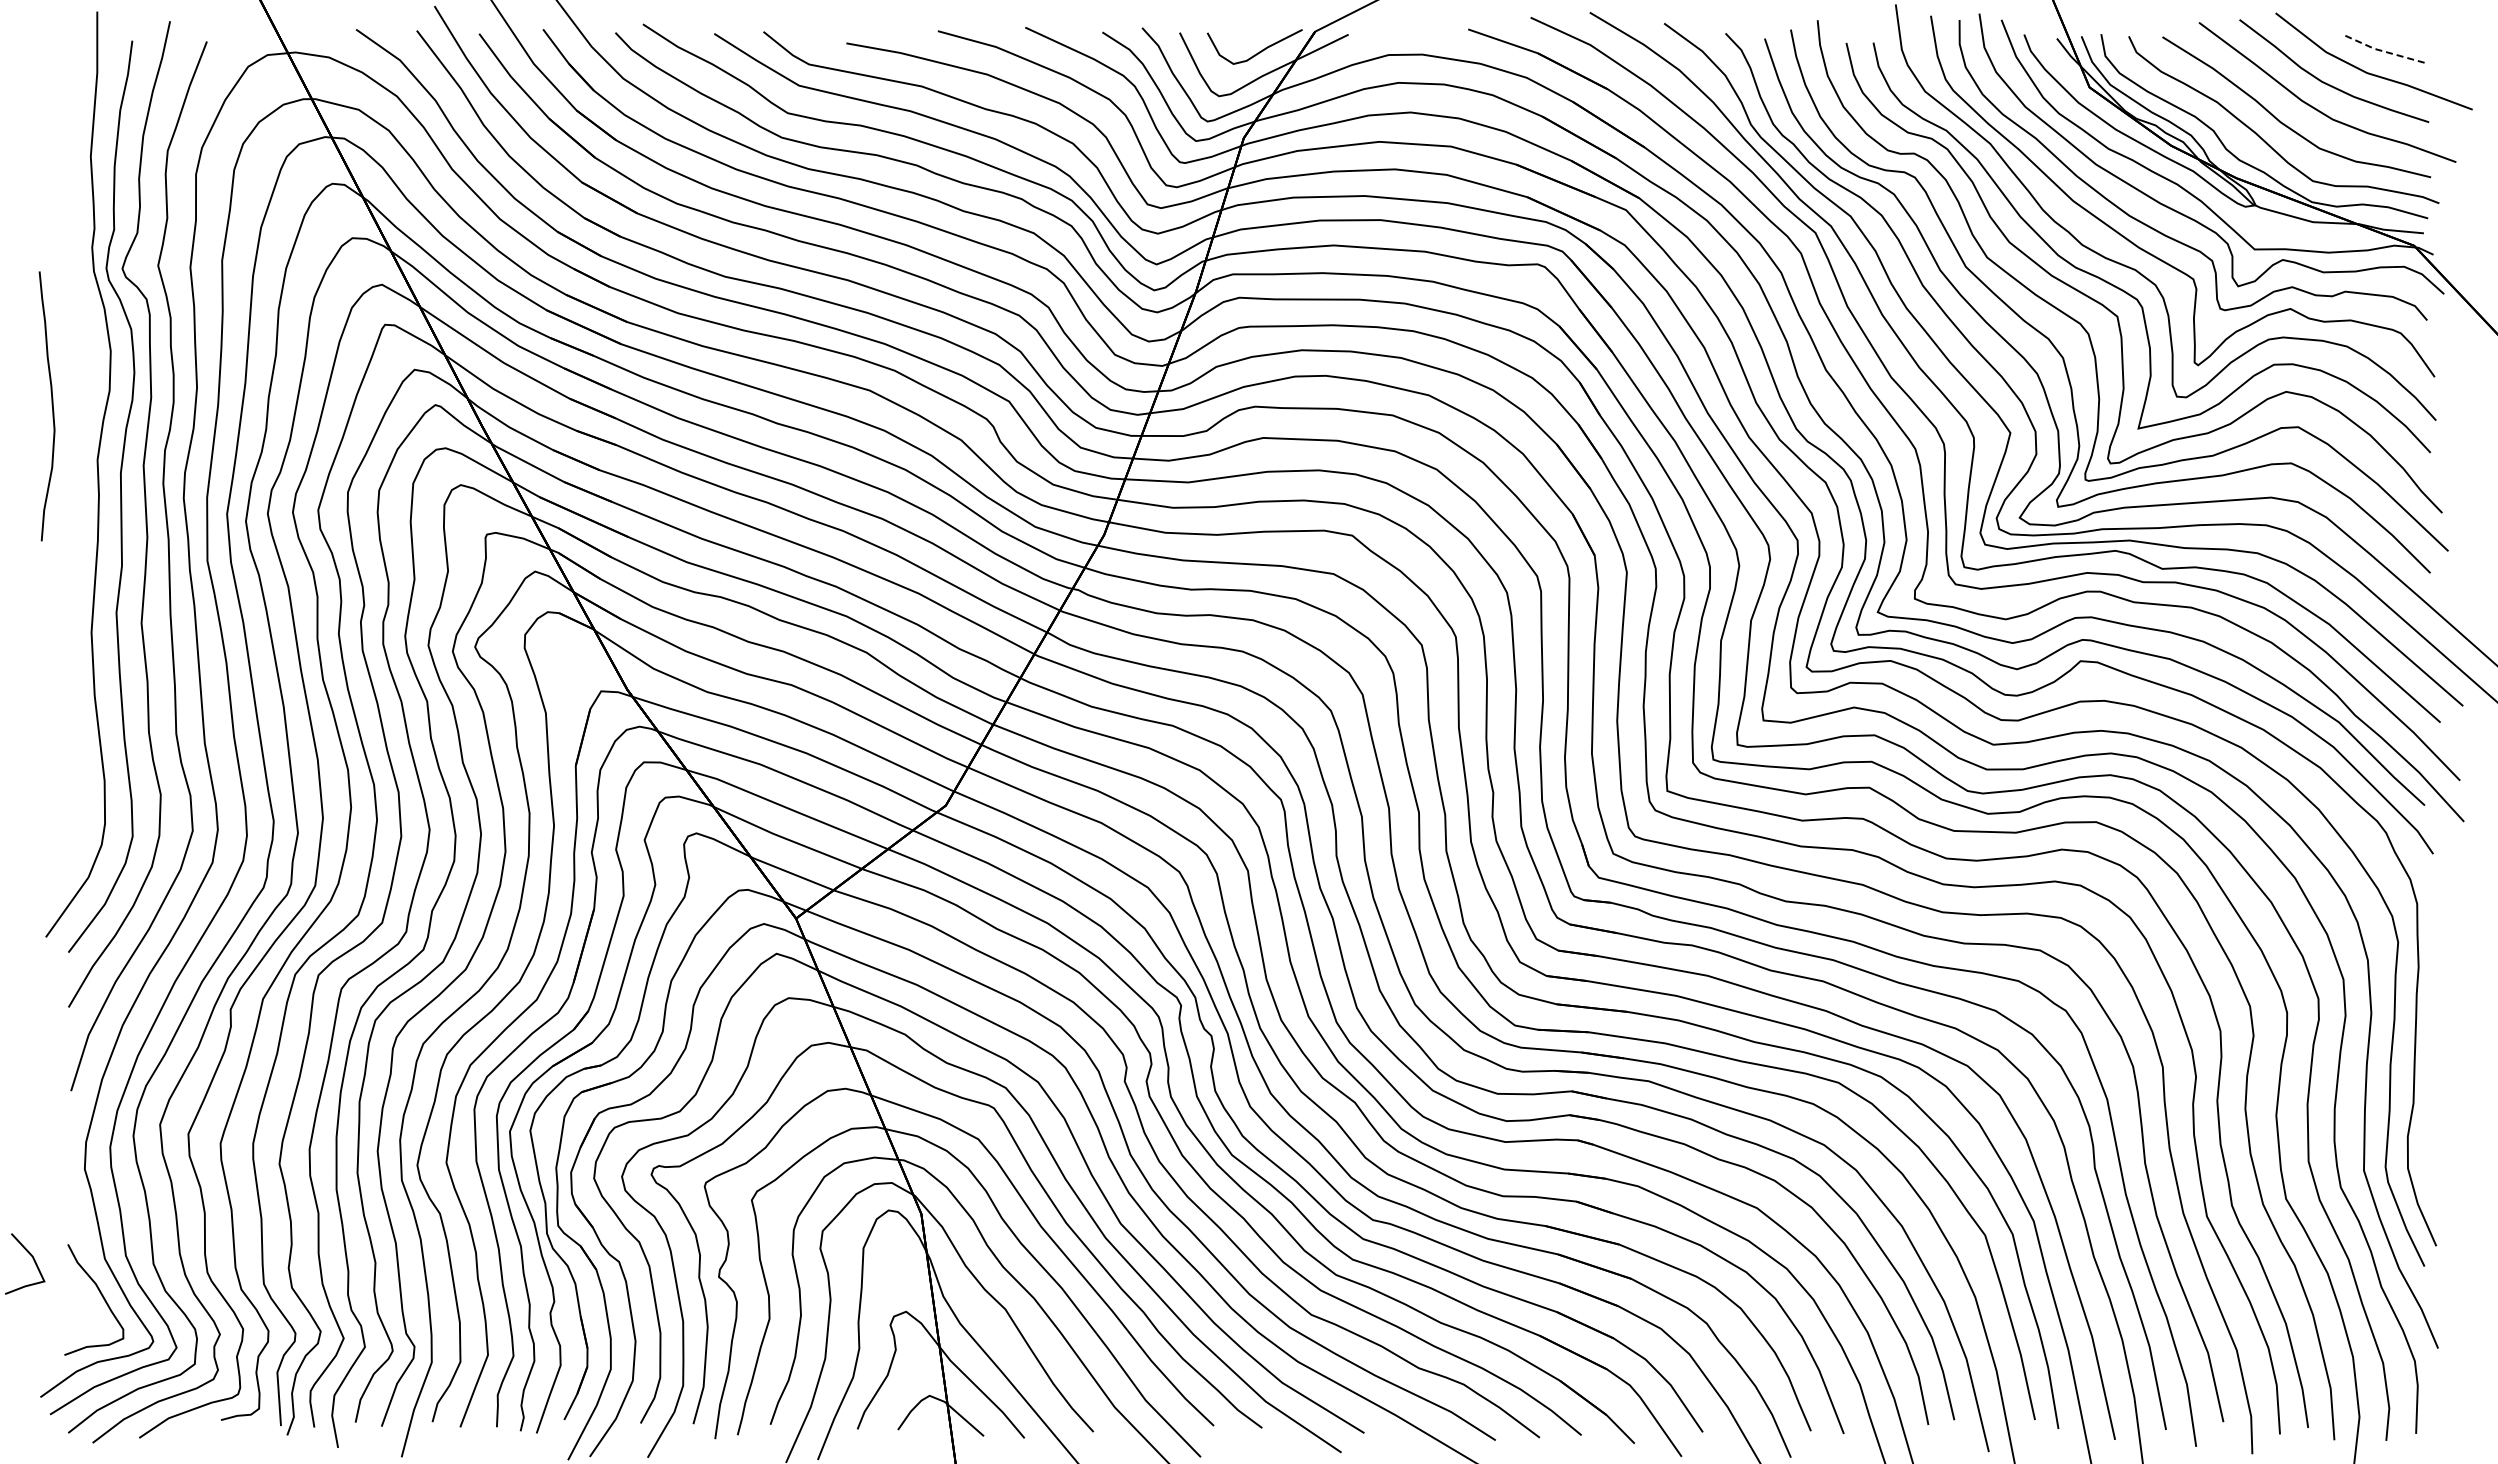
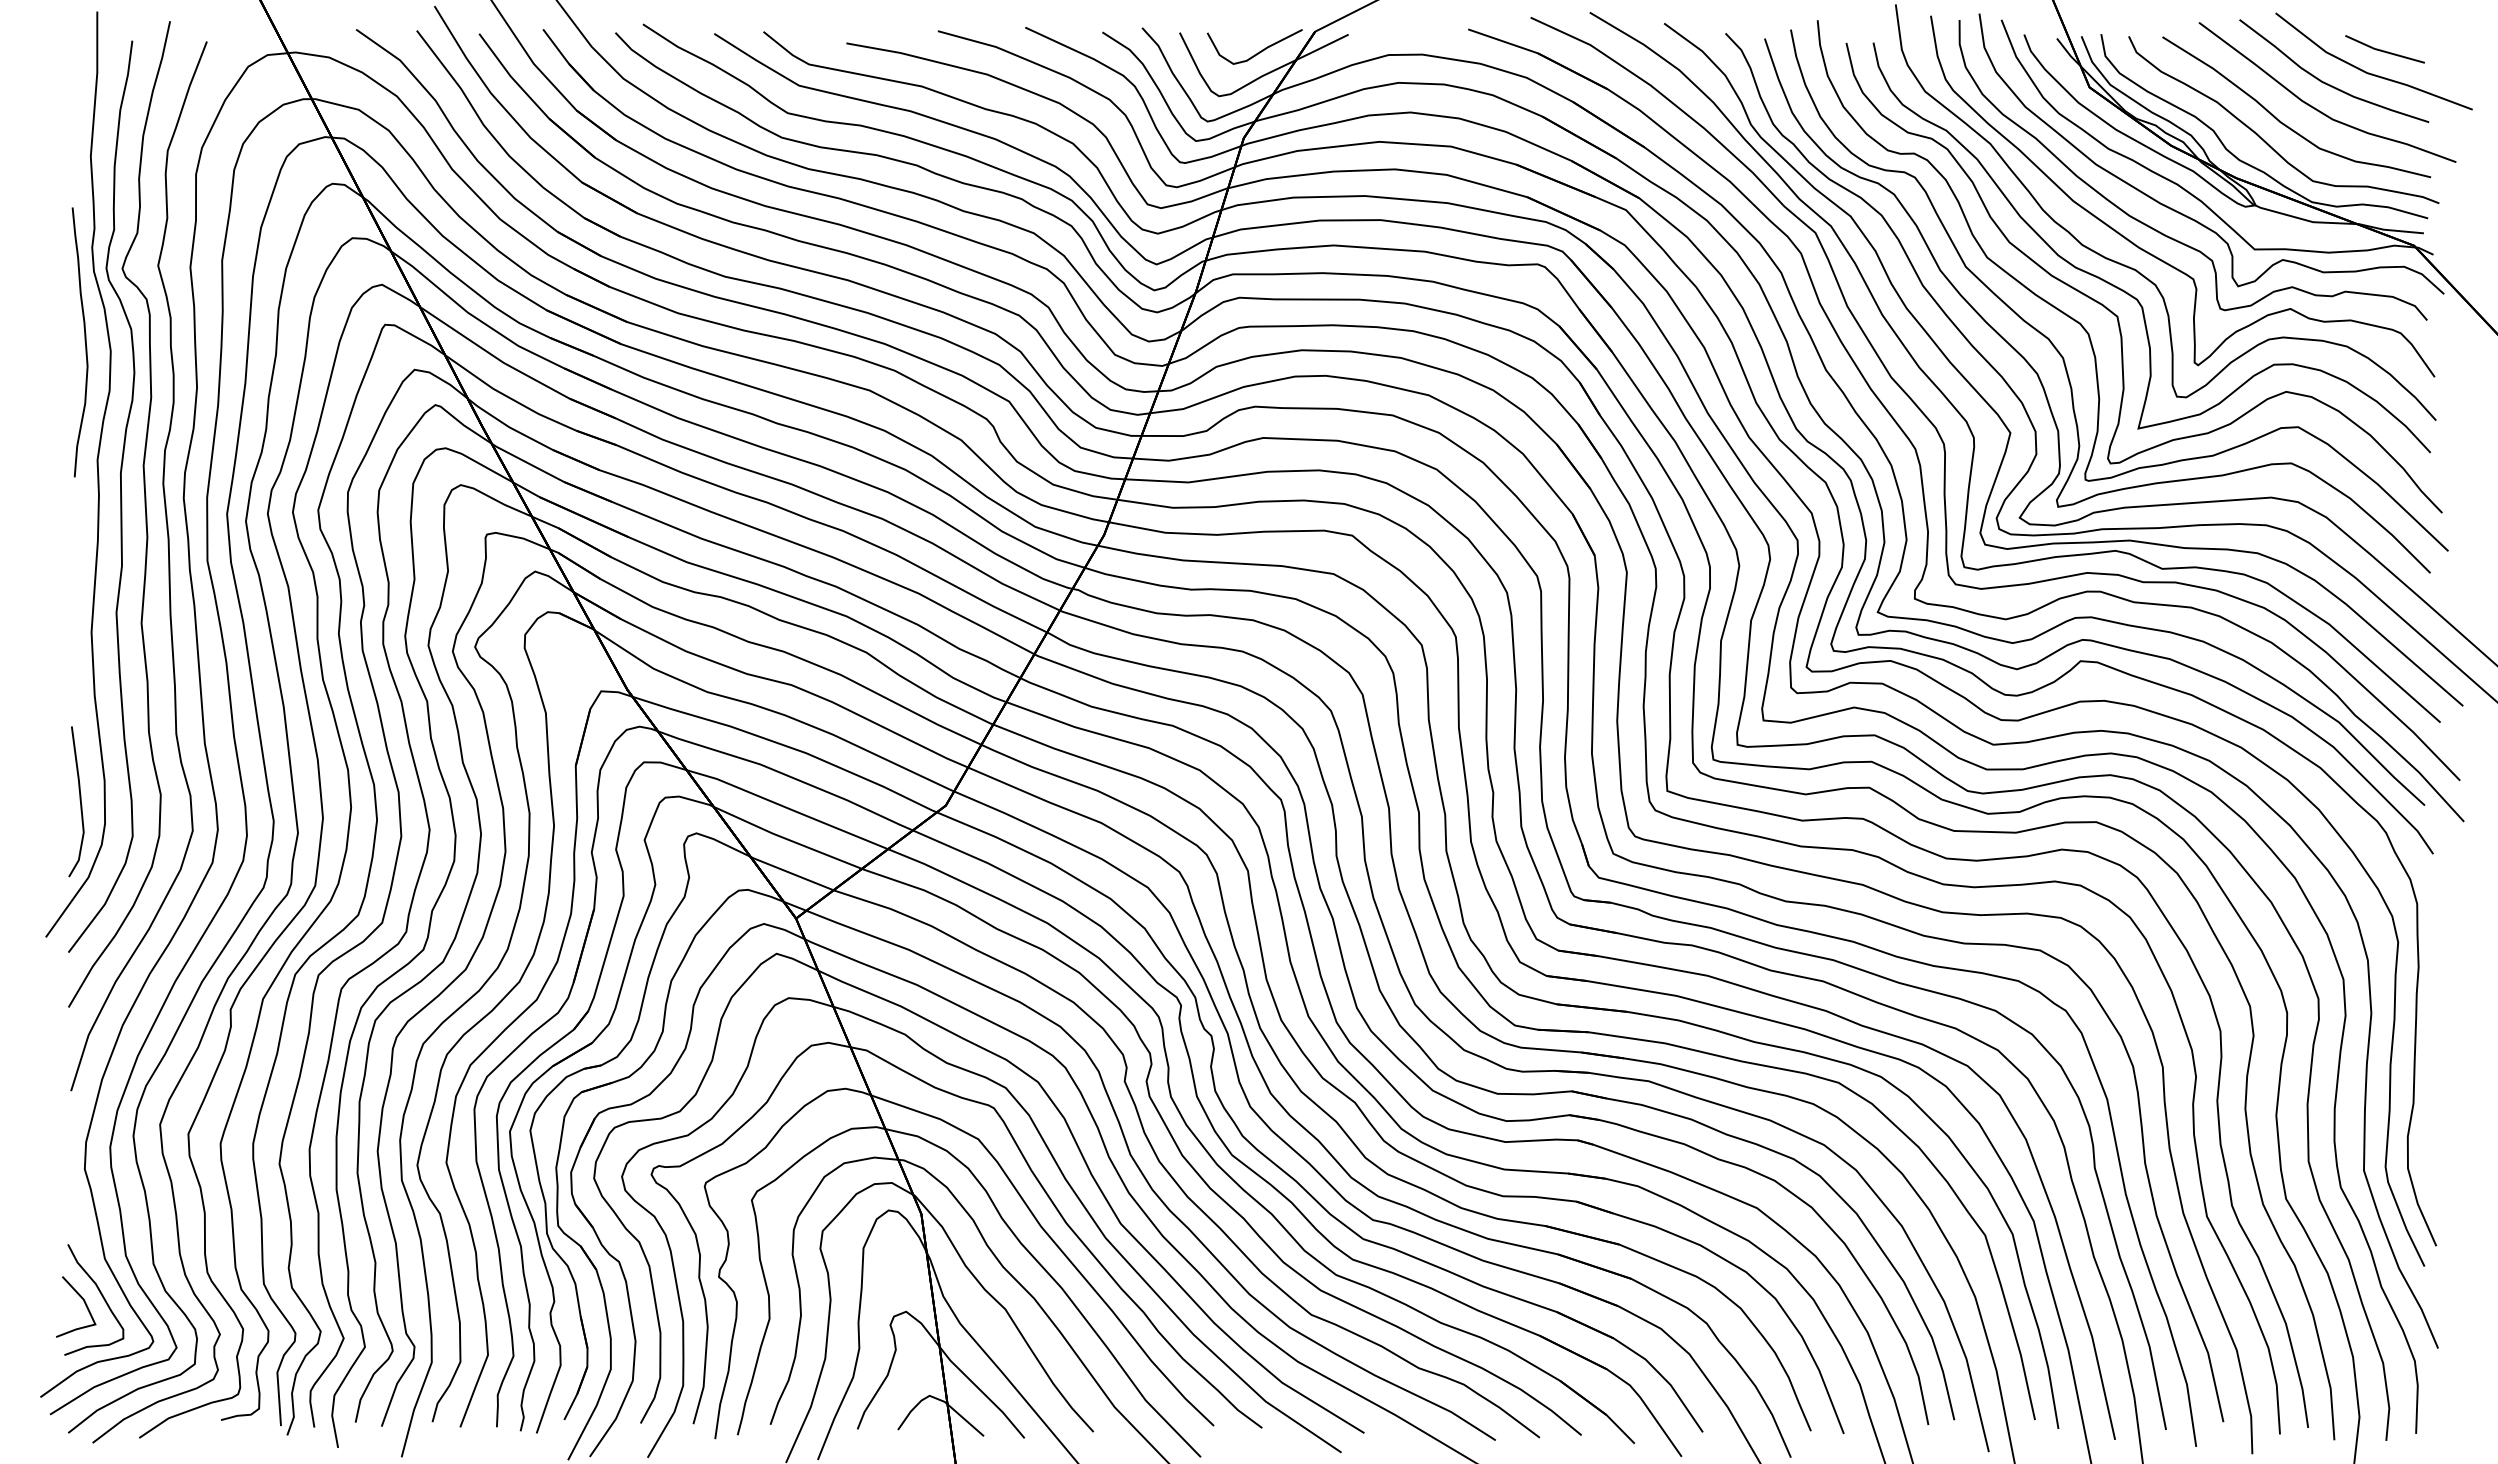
line: dashed -> solid (2384, 51)
curve position: (51, 405) -> (84, 341) (84, 341)
line: none -> present (79, 800)
line position: (33, 1260) -> (84, 1303) (84, 1303)
